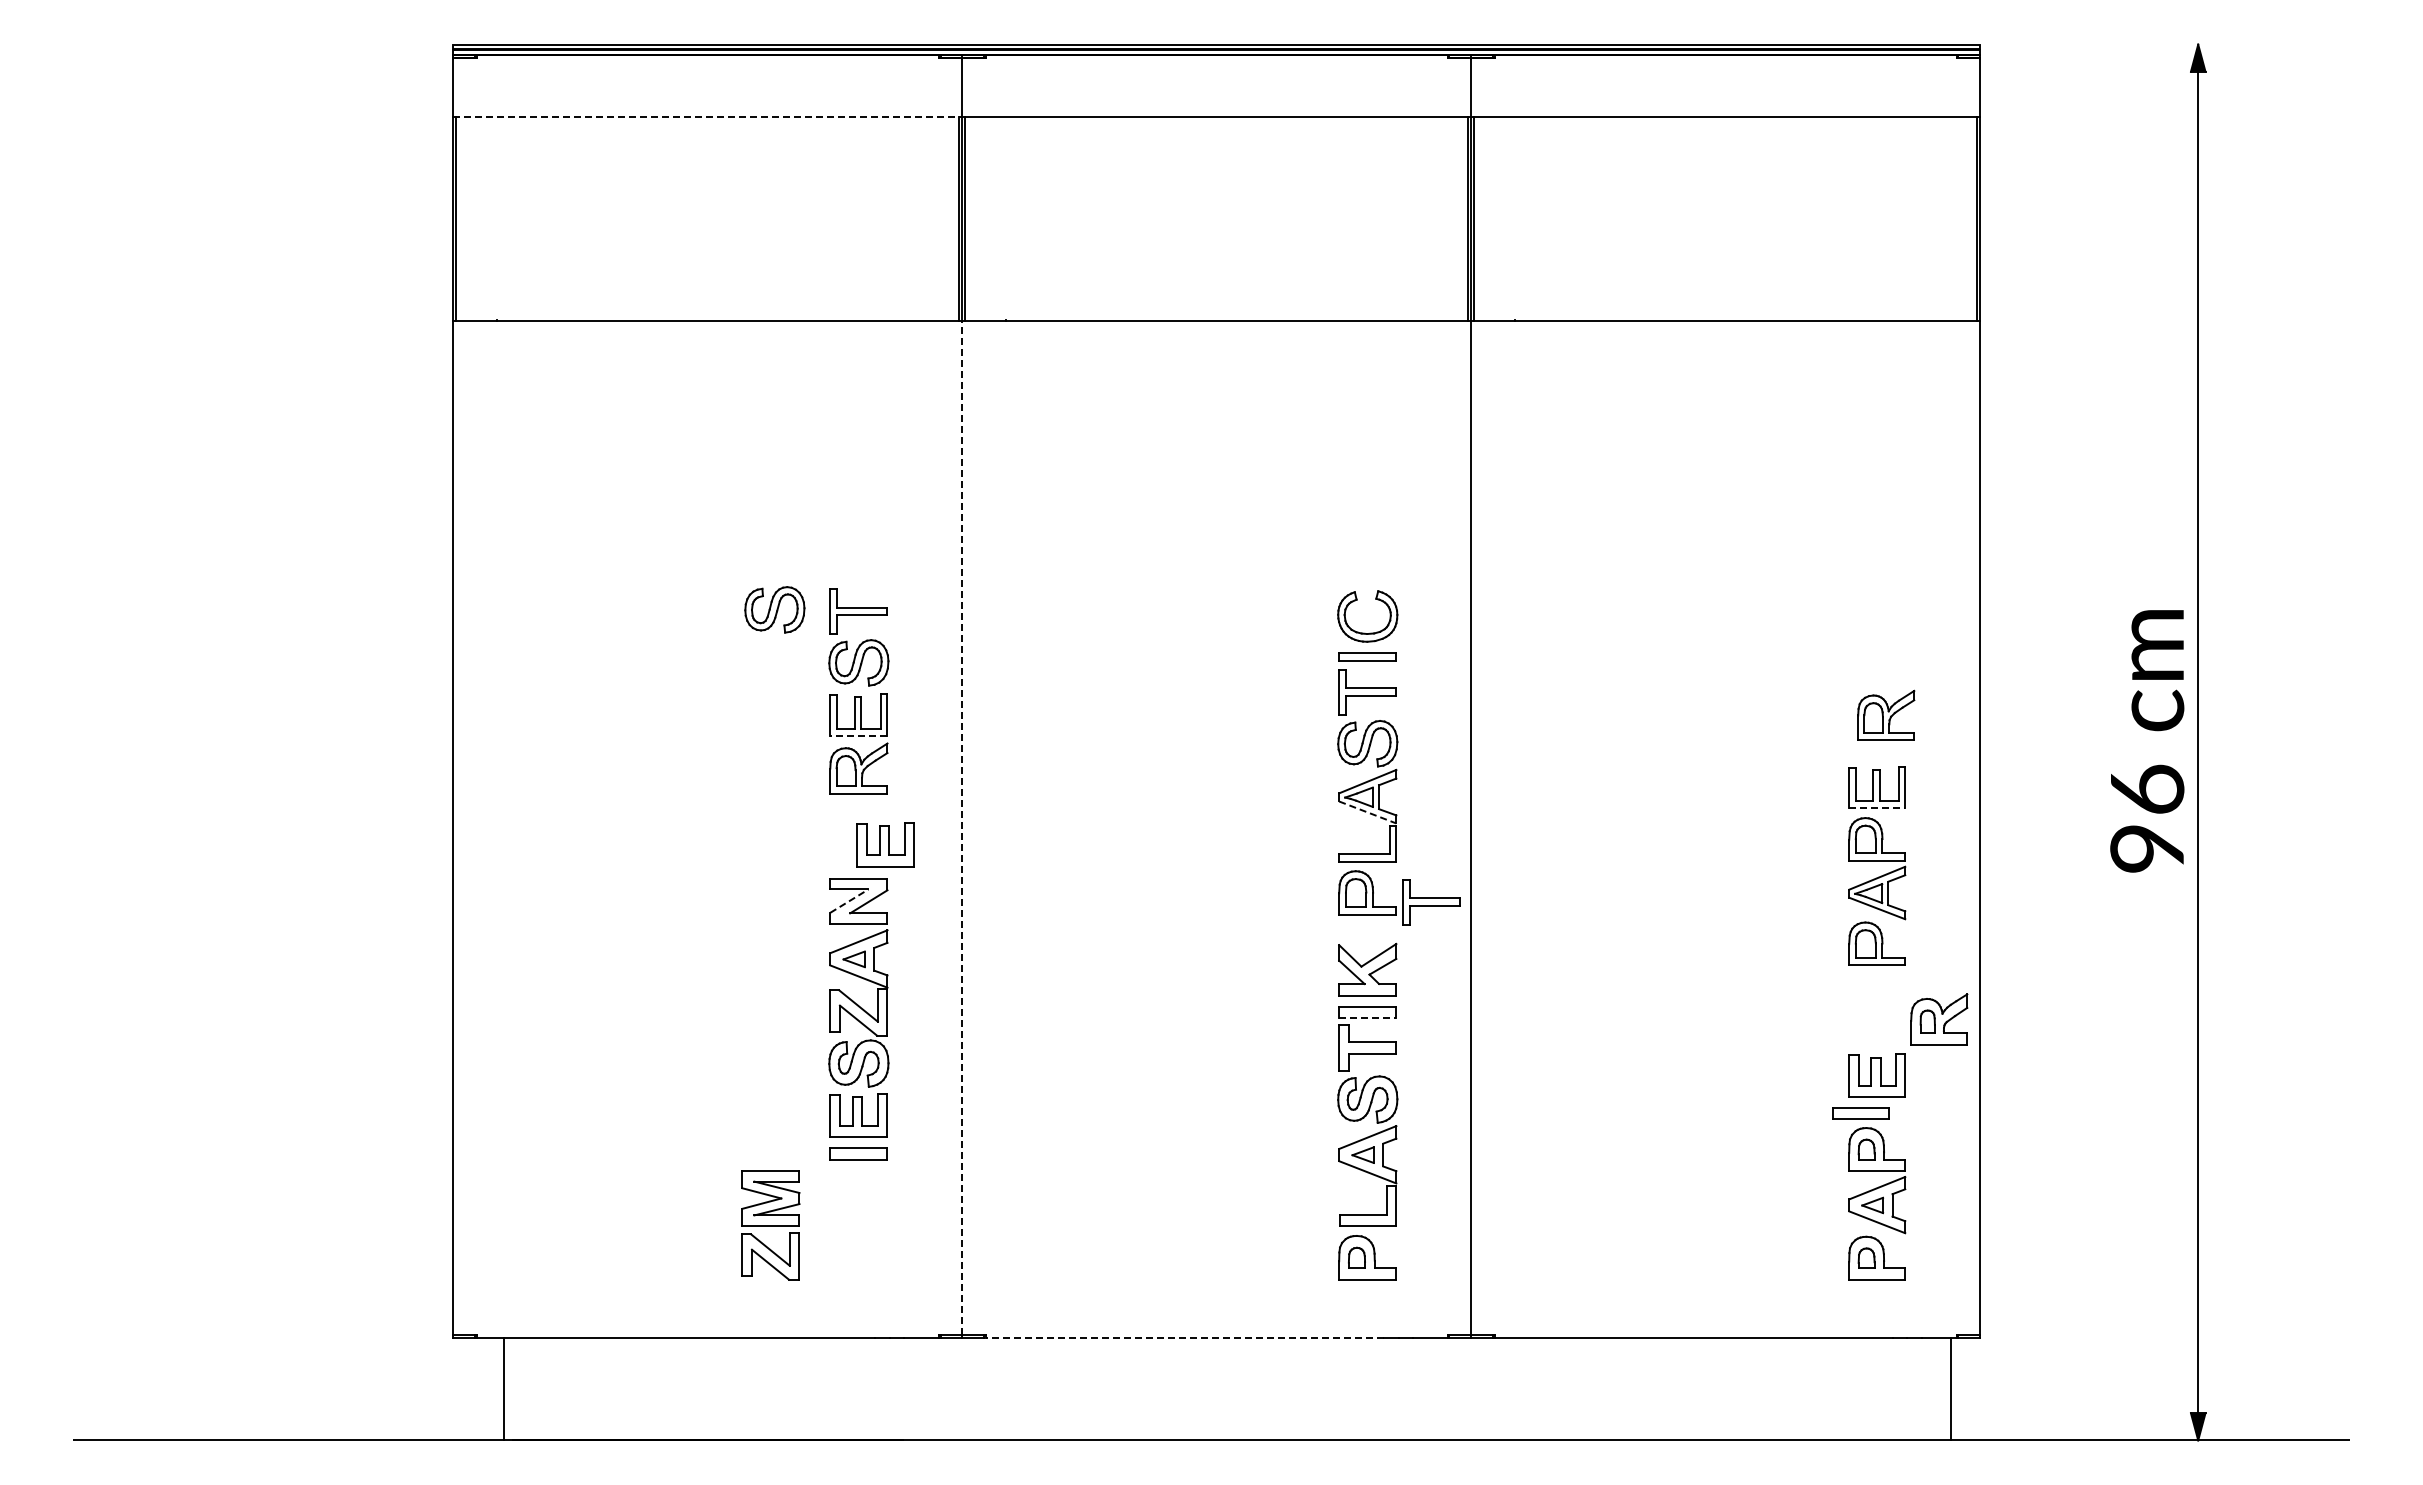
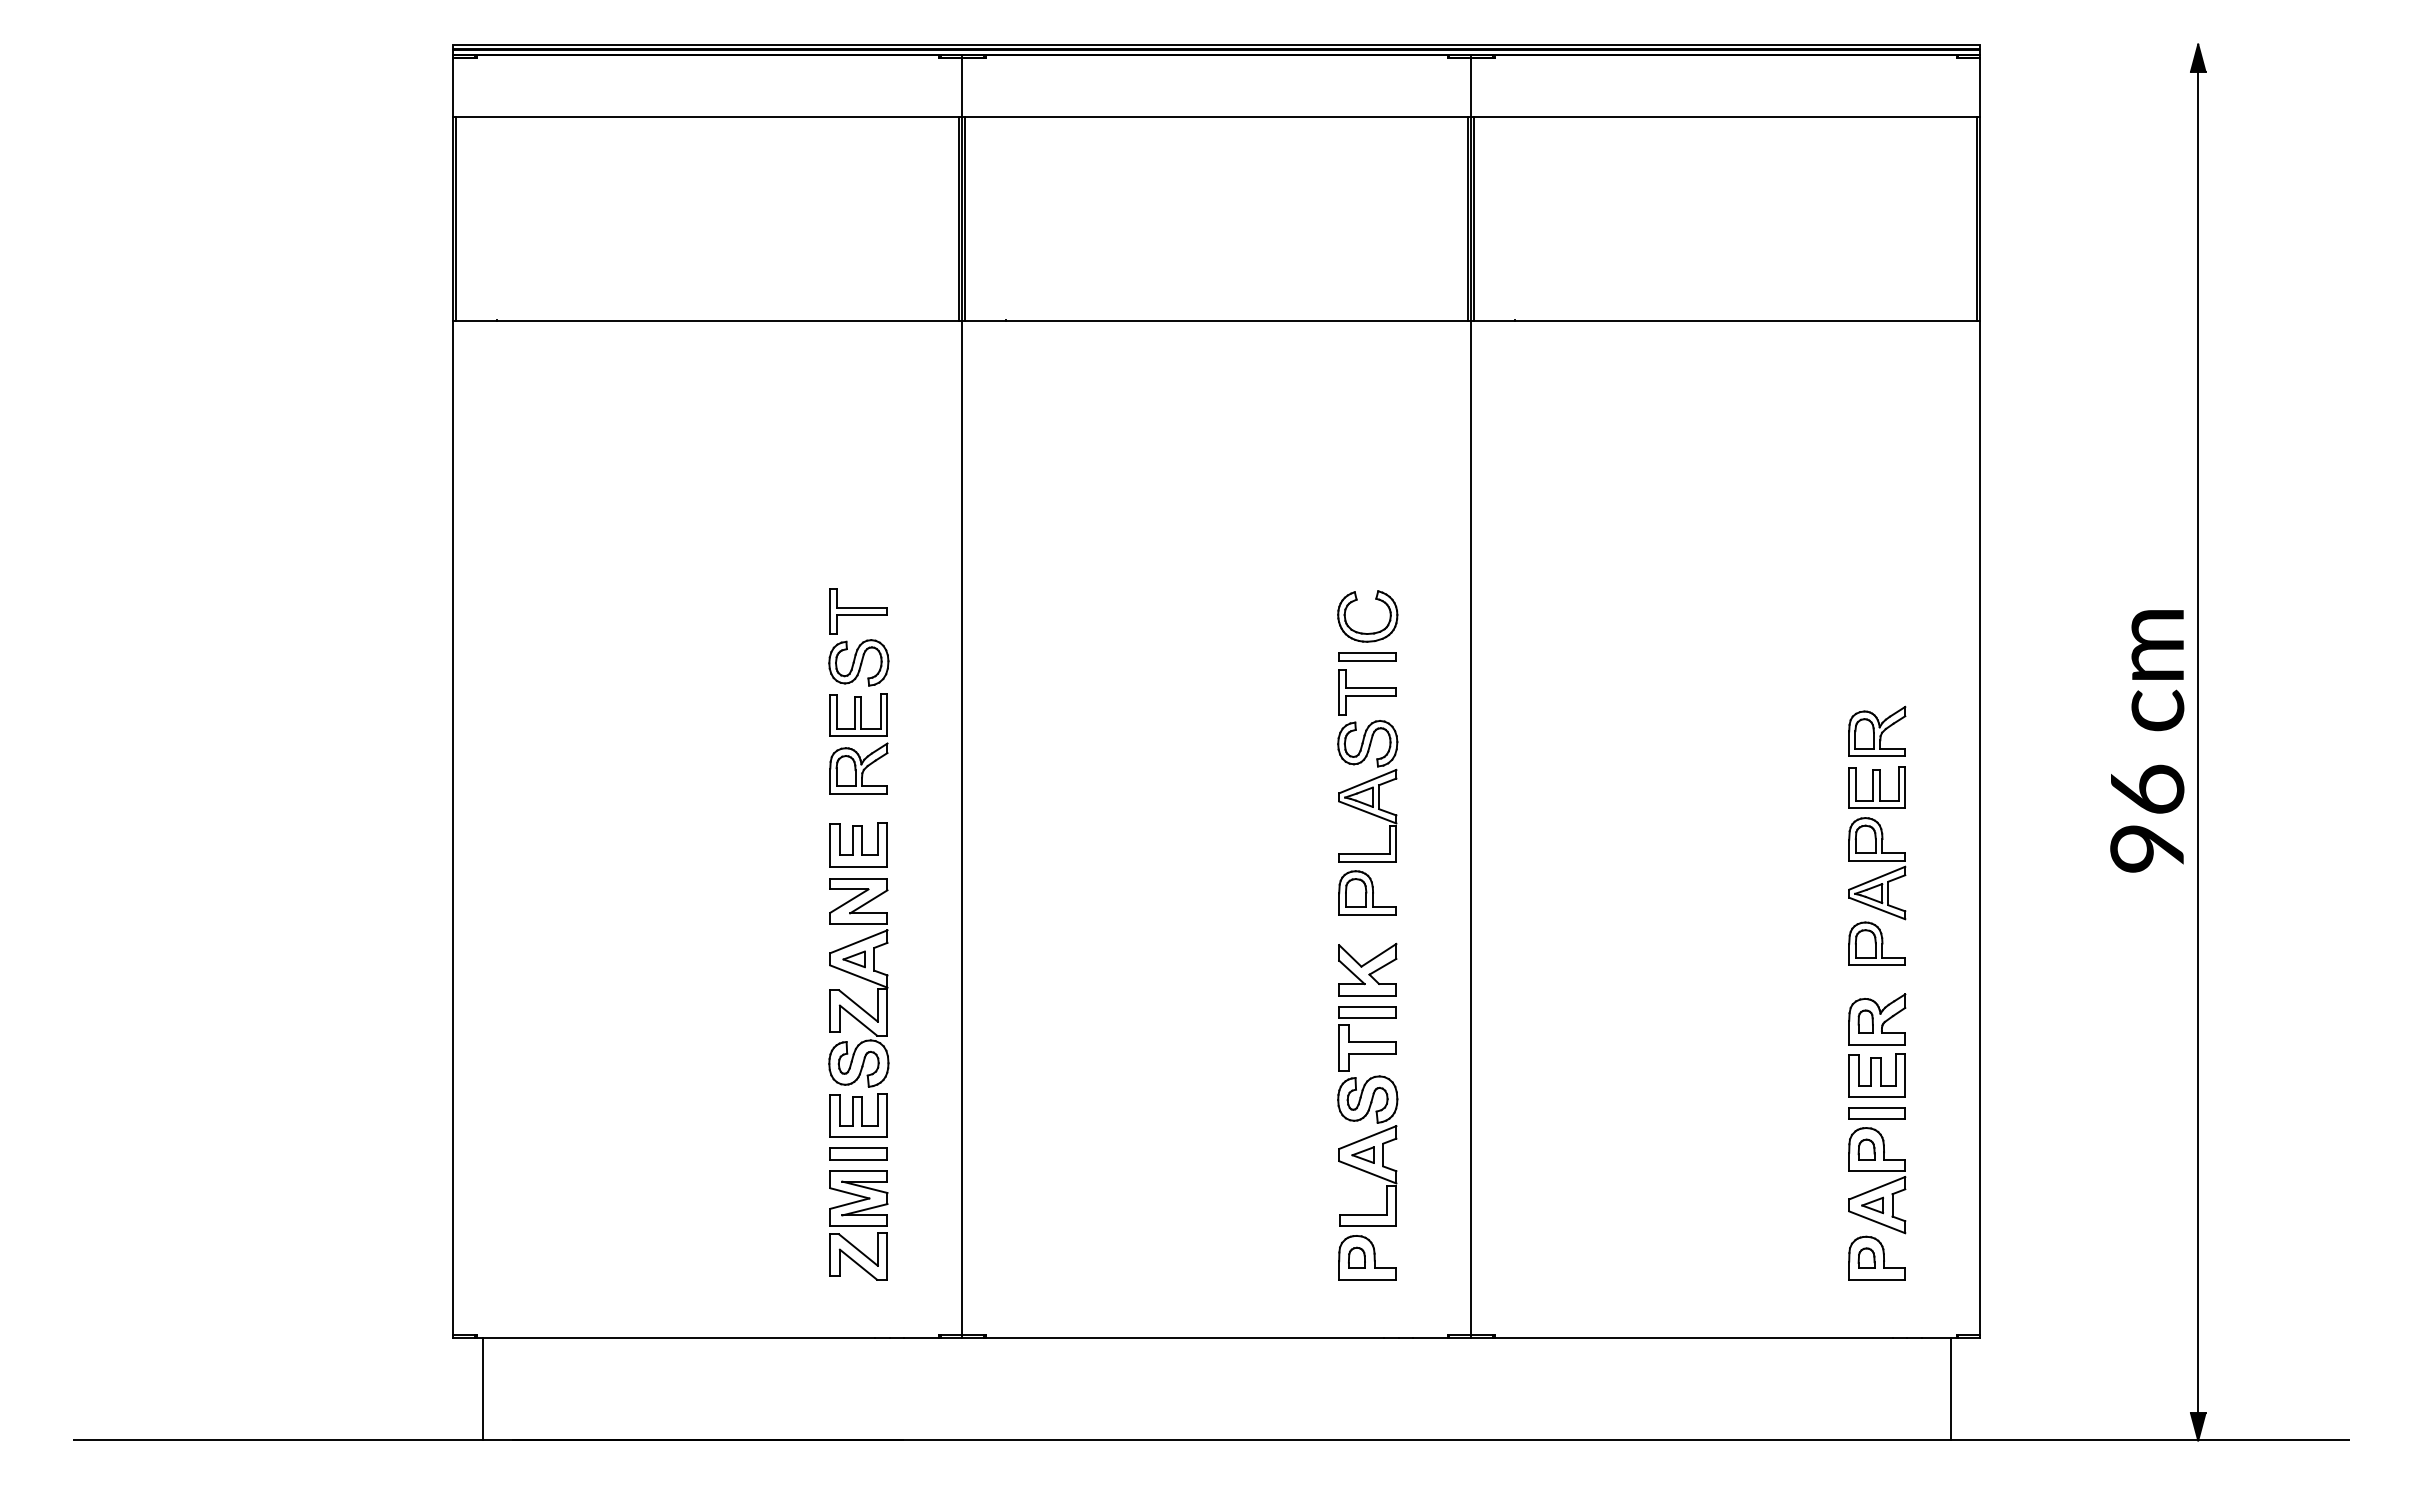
line: dashed -> solid (708, 117)
part: present -> none (774, 609)
part position: (1886, 714) -> (1877, 730) (1877, 730)
line: dashed -> solid (858, 736)
line: dashed -> solid (1877, 808)
line: dashed -> solid (1367, 812)
line: dashed -> solid (962, 827)
part position: (885, 844) -> (858, 844) (858, 844)
line: dashed -> solid (849, 900)
part: present -> none (1431, 902)
line: dashed -> solid (1367, 1018)
part position: (1939, 1019) -> (1877, 1019) (1877, 1019)
part position: (1860, 1113) -> (1876, 1113) (1876, 1113)
part position: (770, 1225) -> (858, 1225) (858, 1225)
line: dashed -> solid (1184, 1337)
line position: (503, 1388) -> (482, 1388) (482, 1388)
